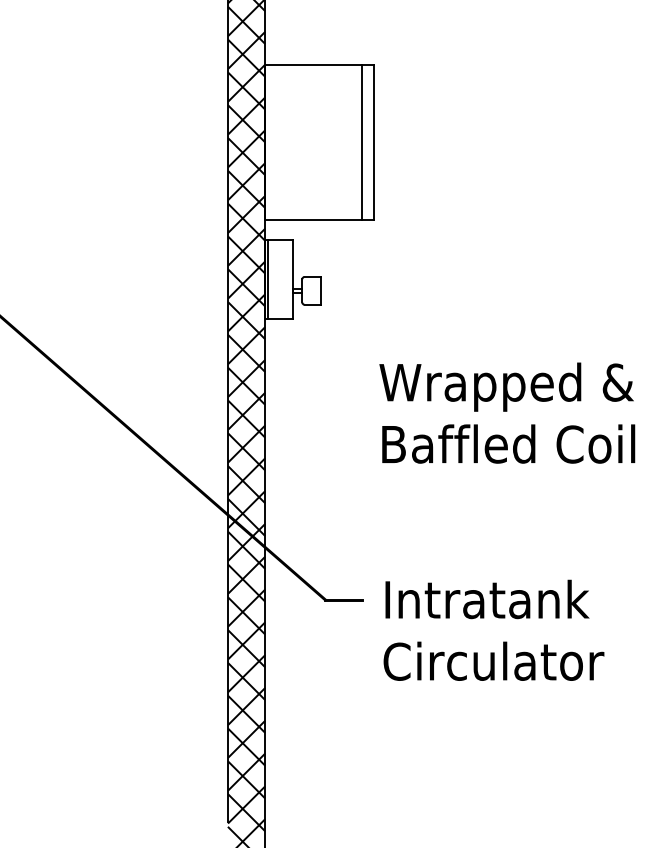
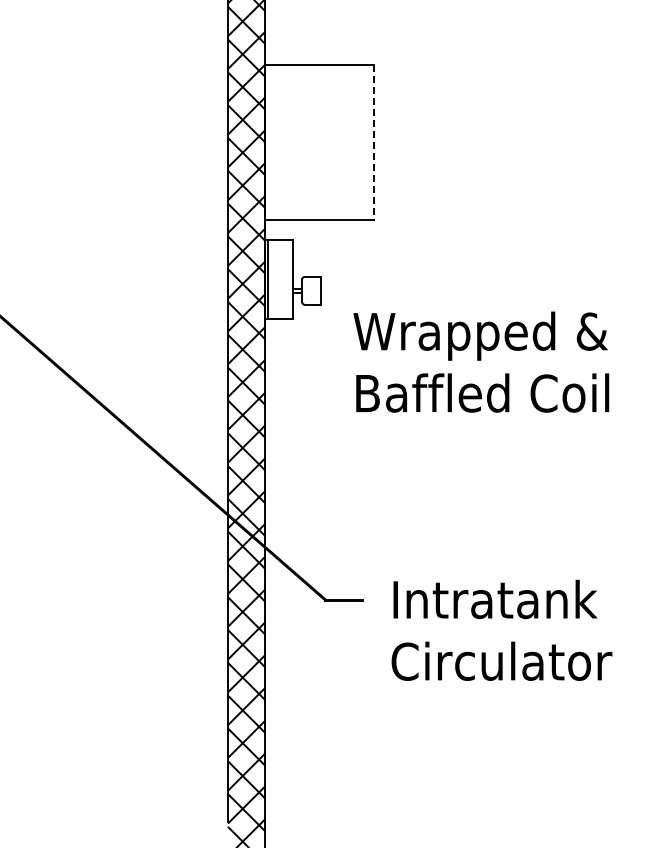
line: present -> none (362, 142)
line: solid -> dashed (373, 143)
text position: (507, 412) -> (481, 361) (481, 361)
text position: (493, 629) -> (501, 629) (501, 629)
